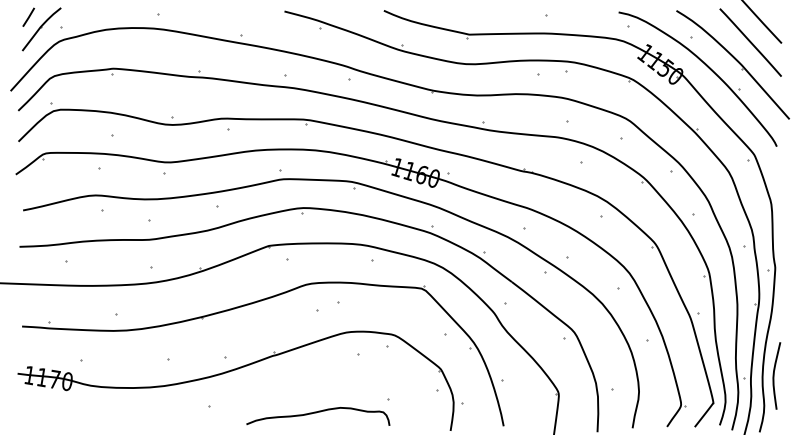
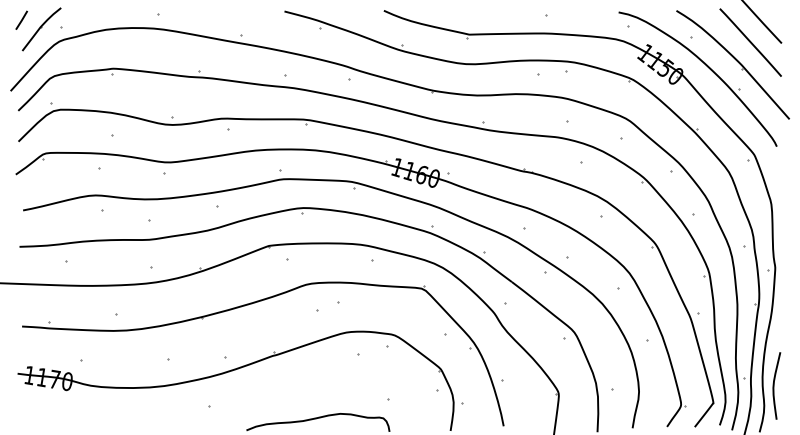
line position: (28, 16) -> (21, 19) (21, 19)
curve position: (774, 375) -> (774, 385) (774, 385)
curve position: (316, 413) -> (316, 419) (316, 419)
